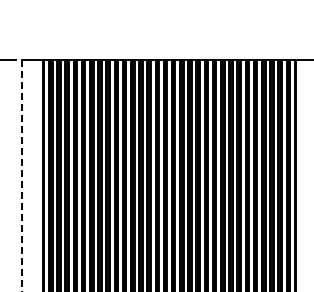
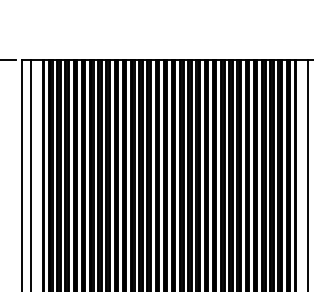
line: none -> present (31, 173)
line: none -> present (307, 173)
line: dashed -> solid (22, 175)
